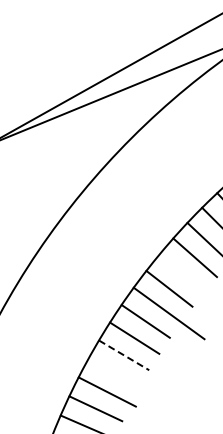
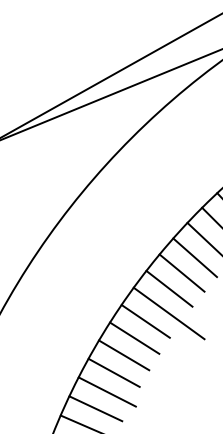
line: none -> present (181, 272)
line: dashed -> solid (124, 355)
line: none -> present (113, 372)
